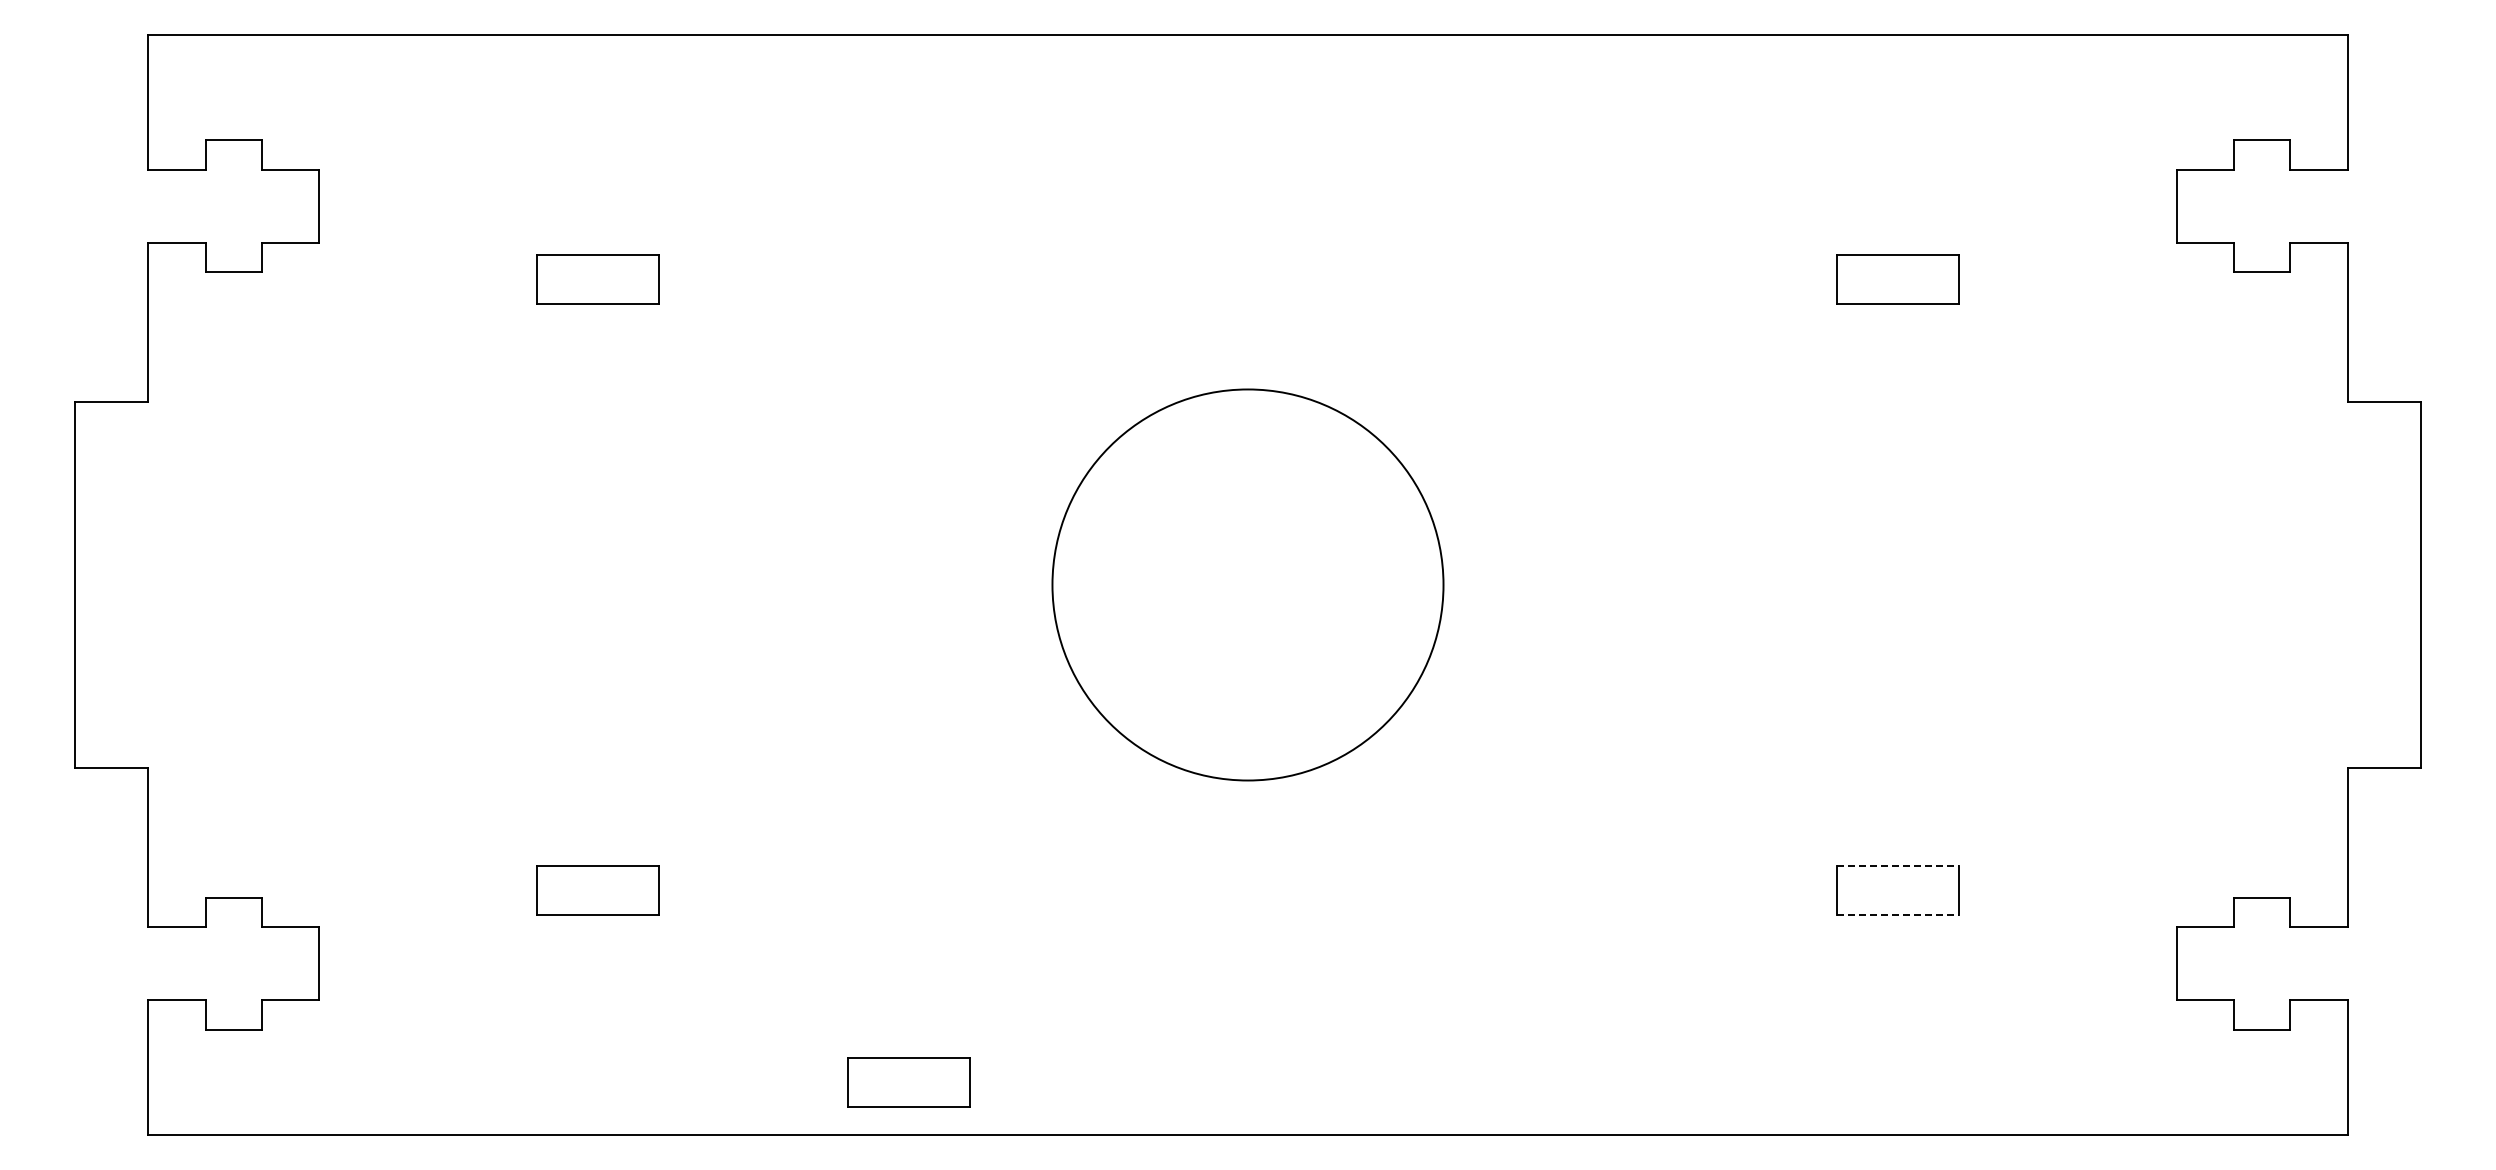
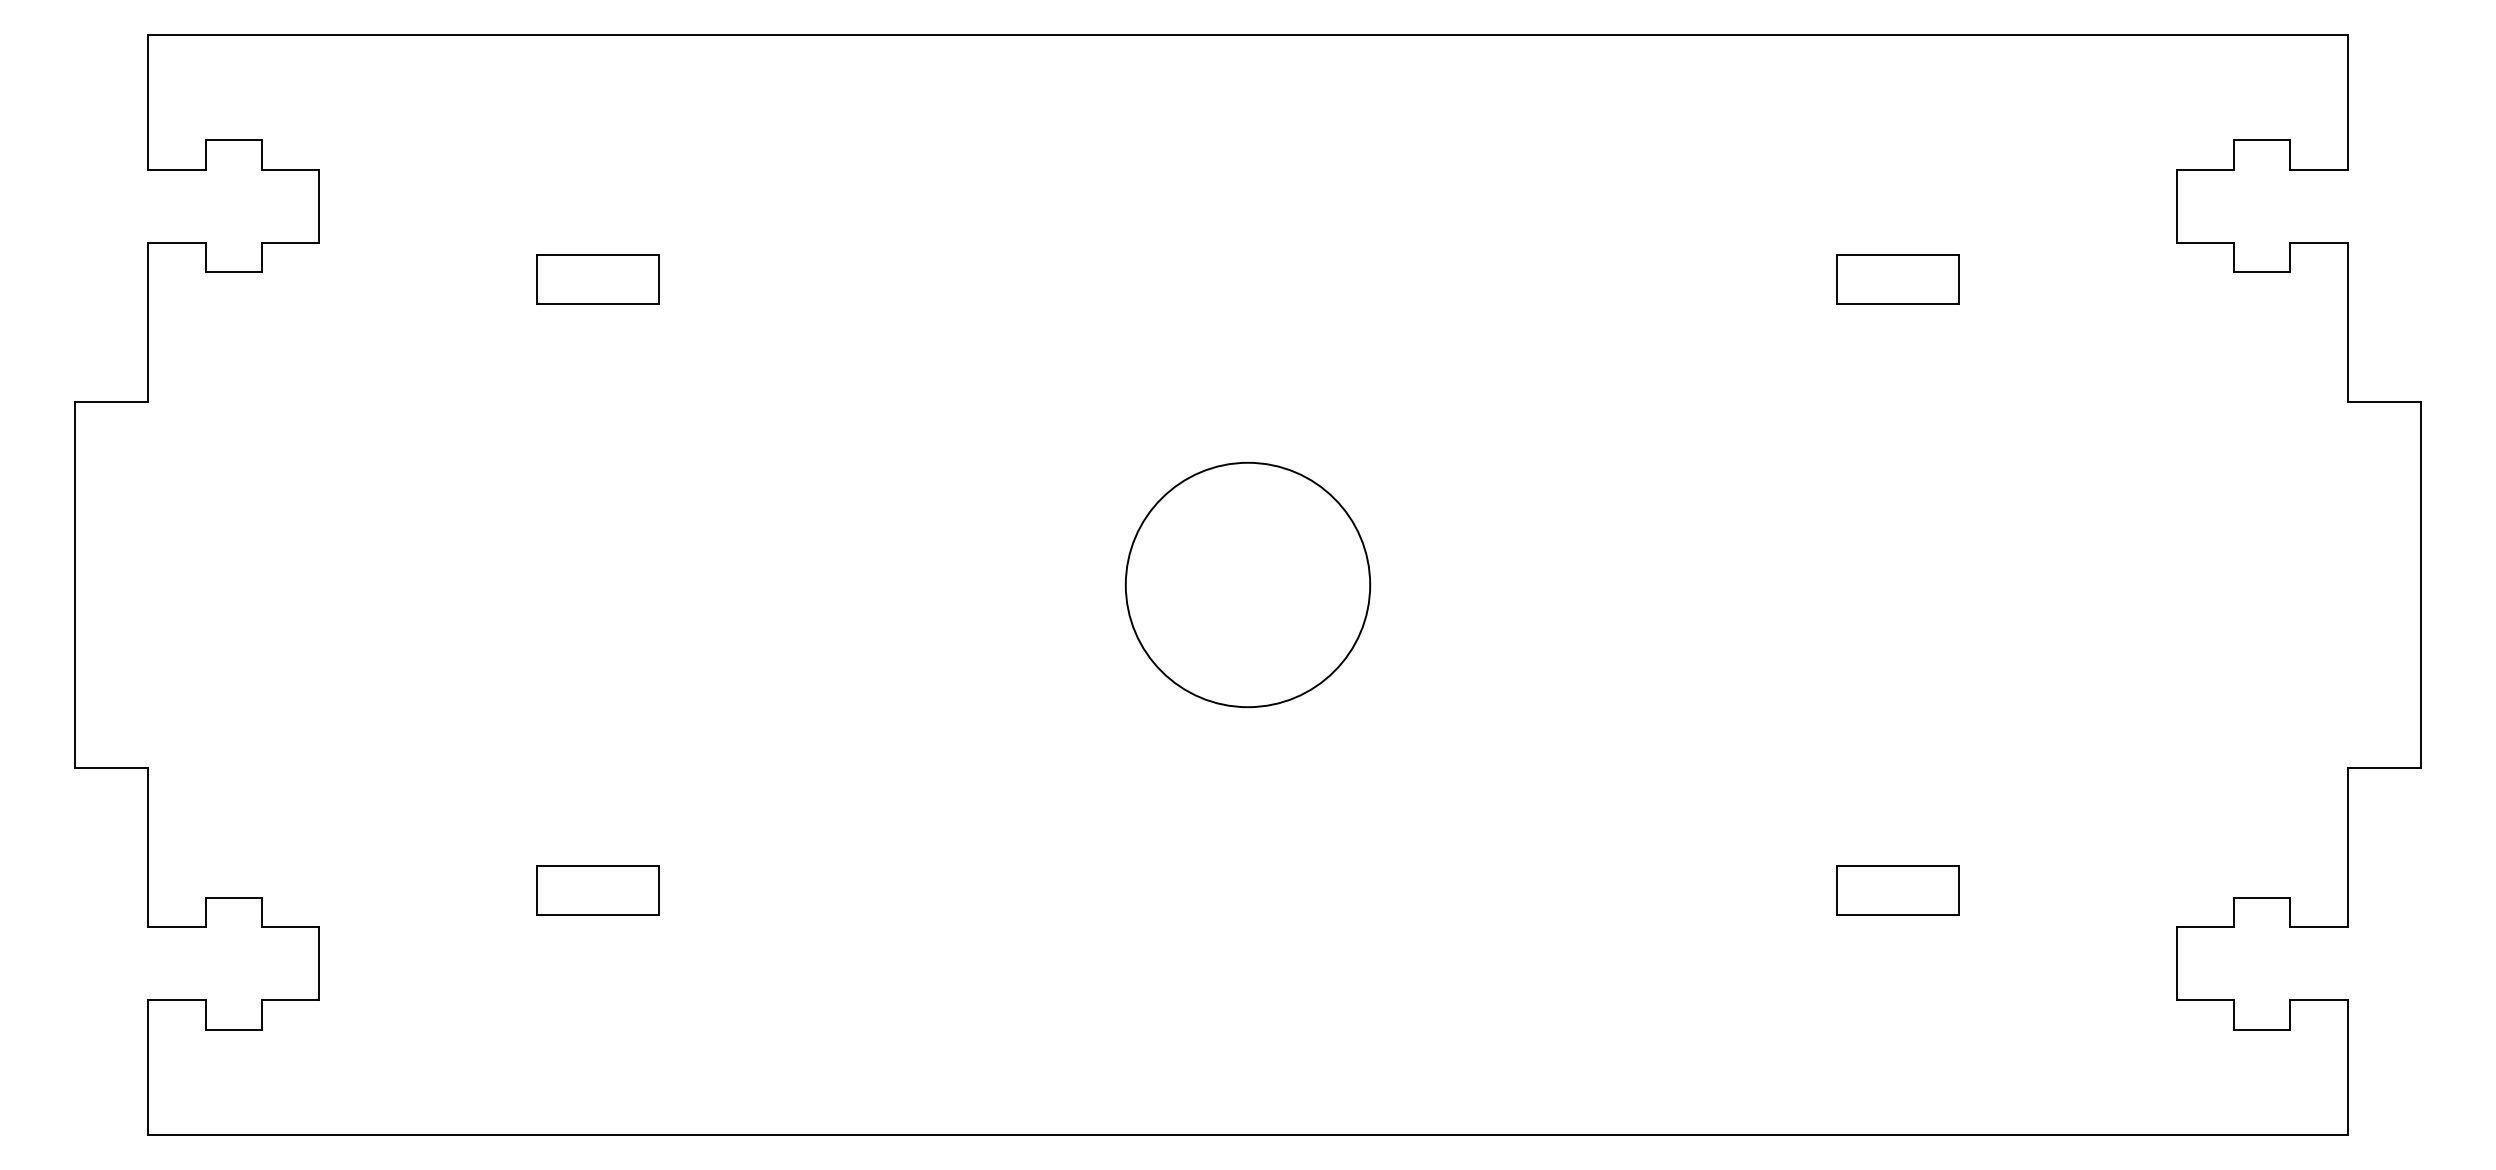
circle diameter: 391 px -> 244 px (1247, 584)
line: dashed -> solid (1898, 866)
line: dashed -> solid (1898, 914)
part: present -> none (908, 1082)
